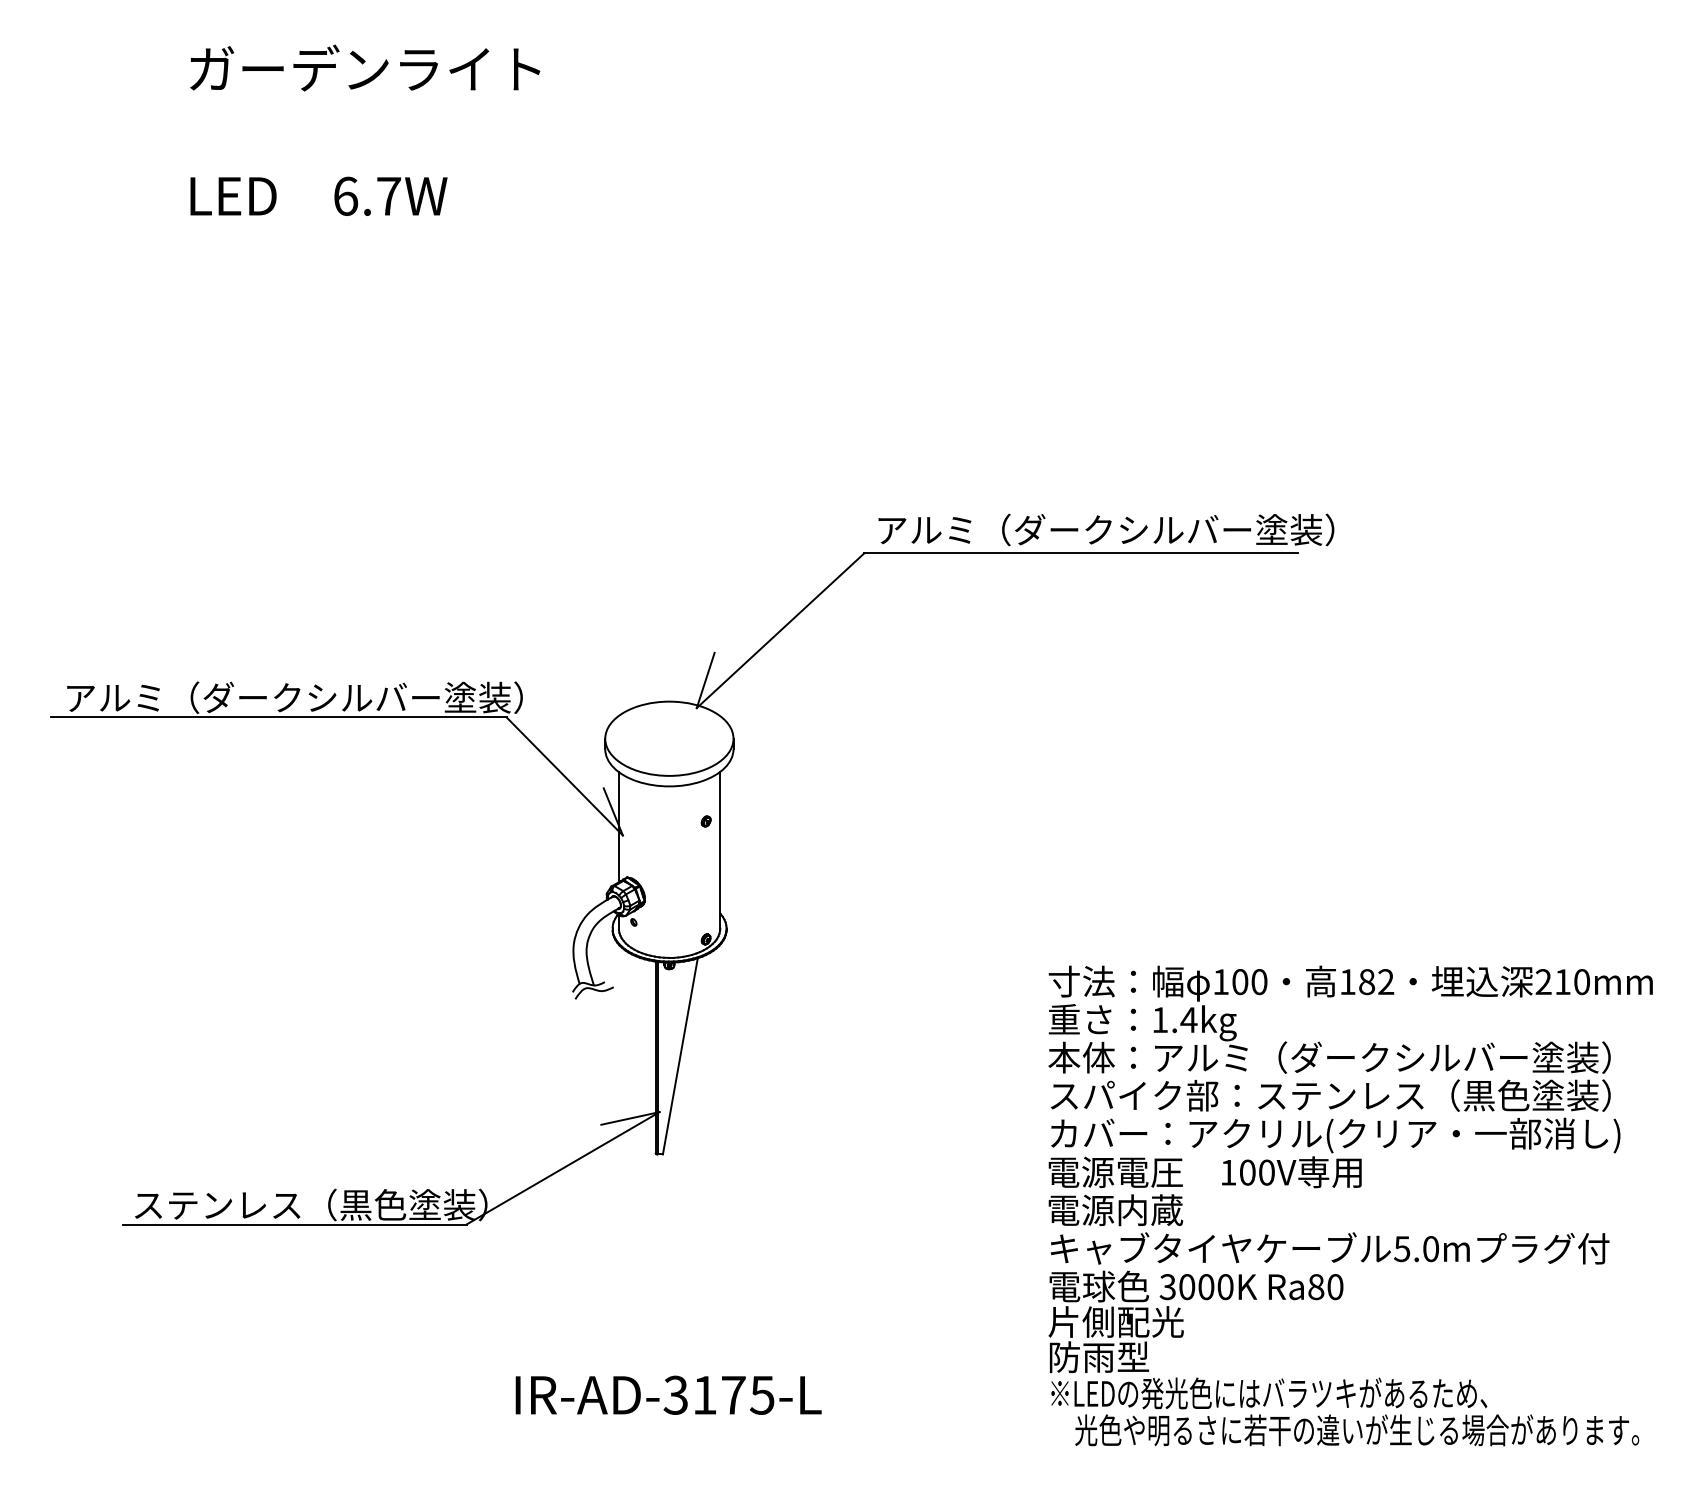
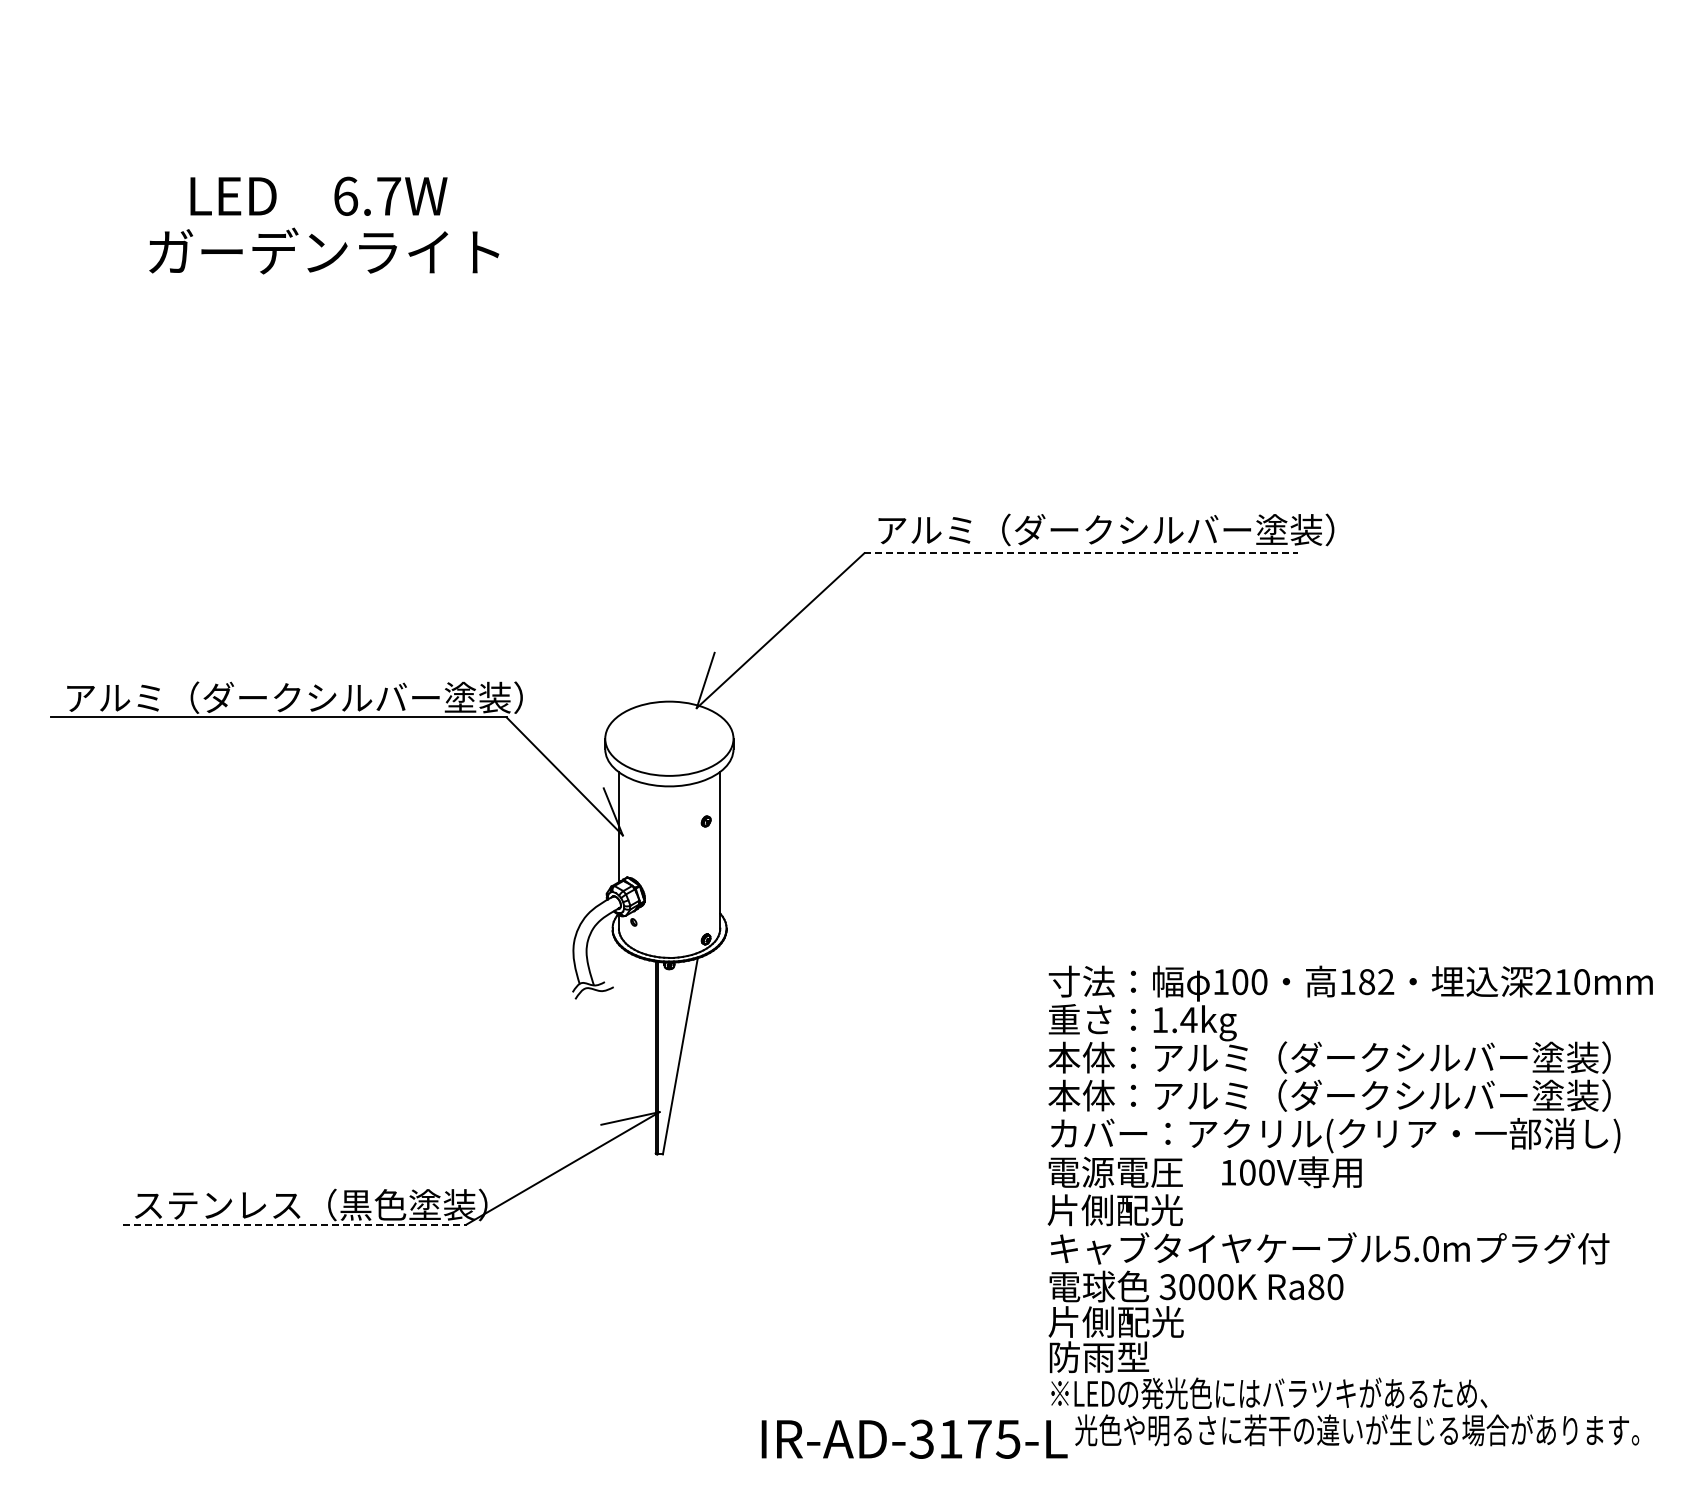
text position: (365, 67) -> (324, 250) (324, 250)
line: solid -> dashed (1081, 553)
text: スパイク部：ステンレス（黒色塗装） -> 本体：アルミ（ダークシルバー塗装） (1288, 1095)
text: 電源内蔵 -> 片側配光 (1115, 1210)
line: solid -> dashed (294, 1224)
text position: (668, 1394) -> (914, 1438) (914, 1438)
